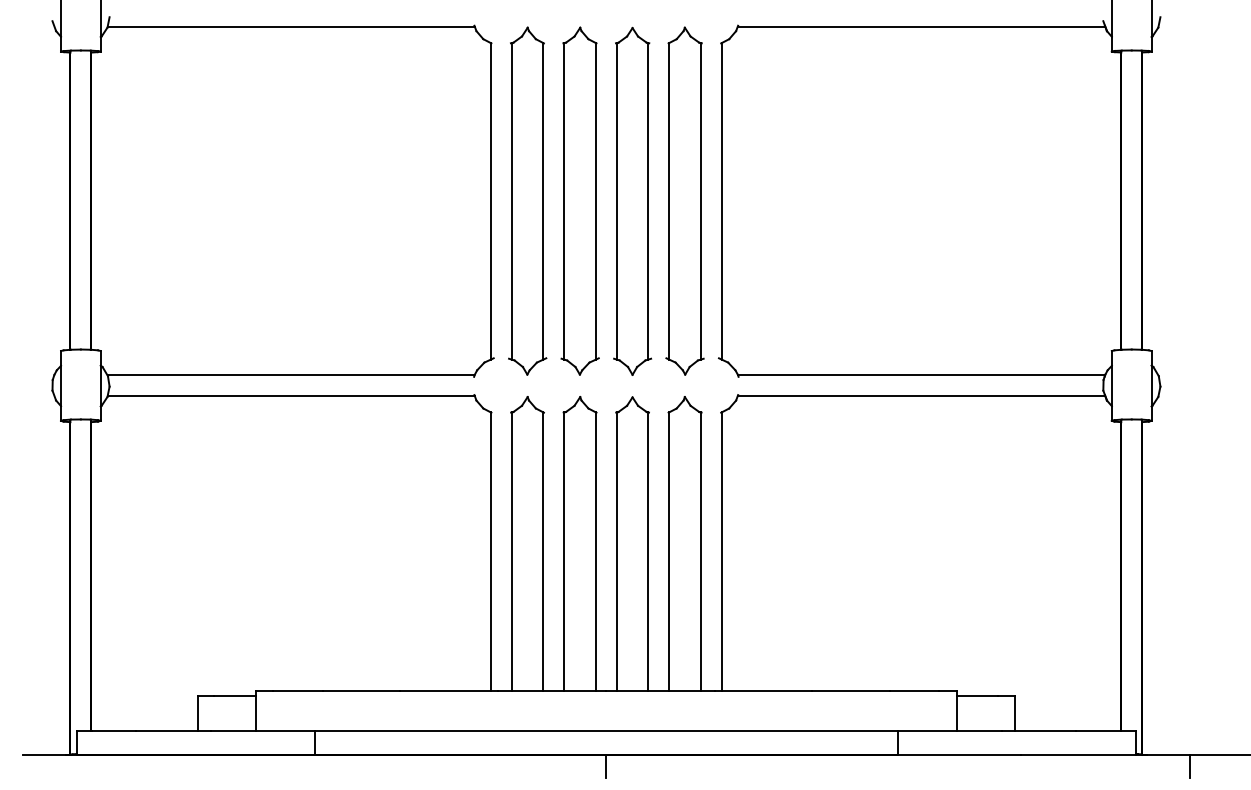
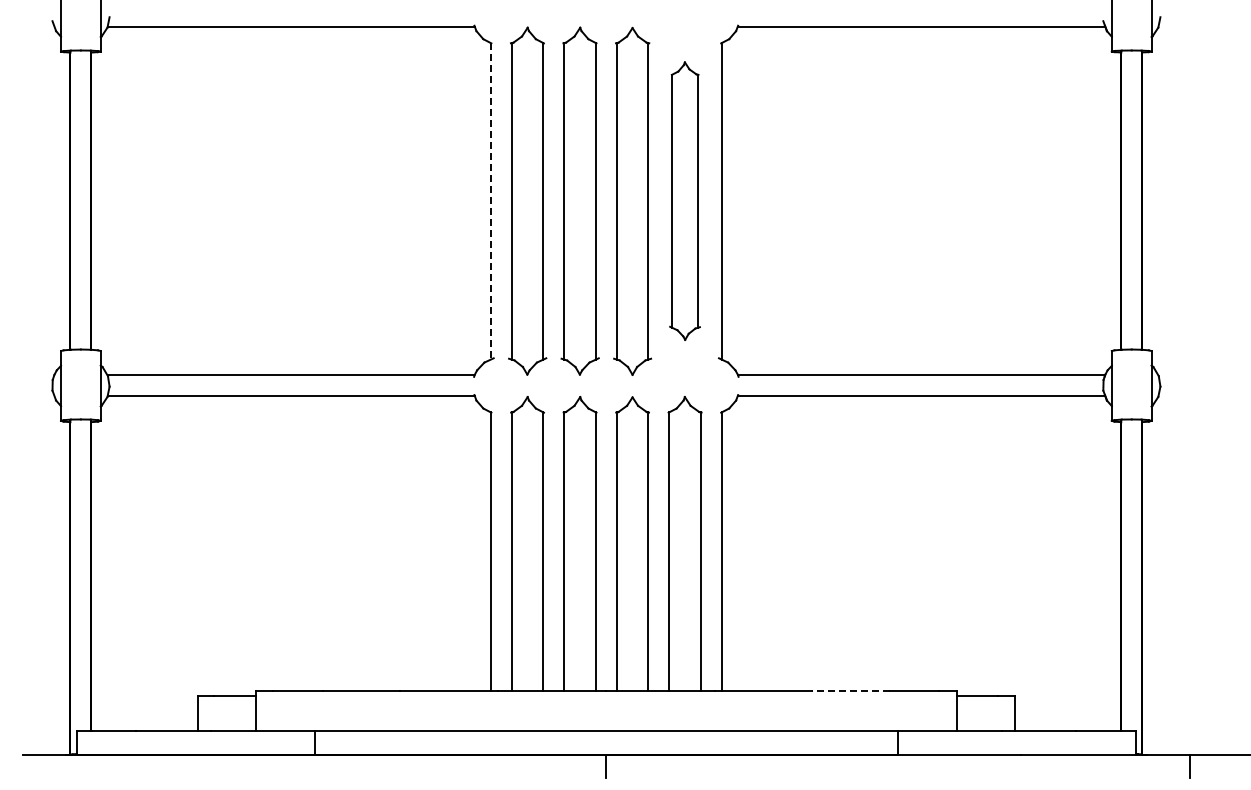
part size: 40x350 px -> 32x280 px (684, 200)
line: solid -> dashed (490, 201)
line: solid -> dashed (850, 690)
